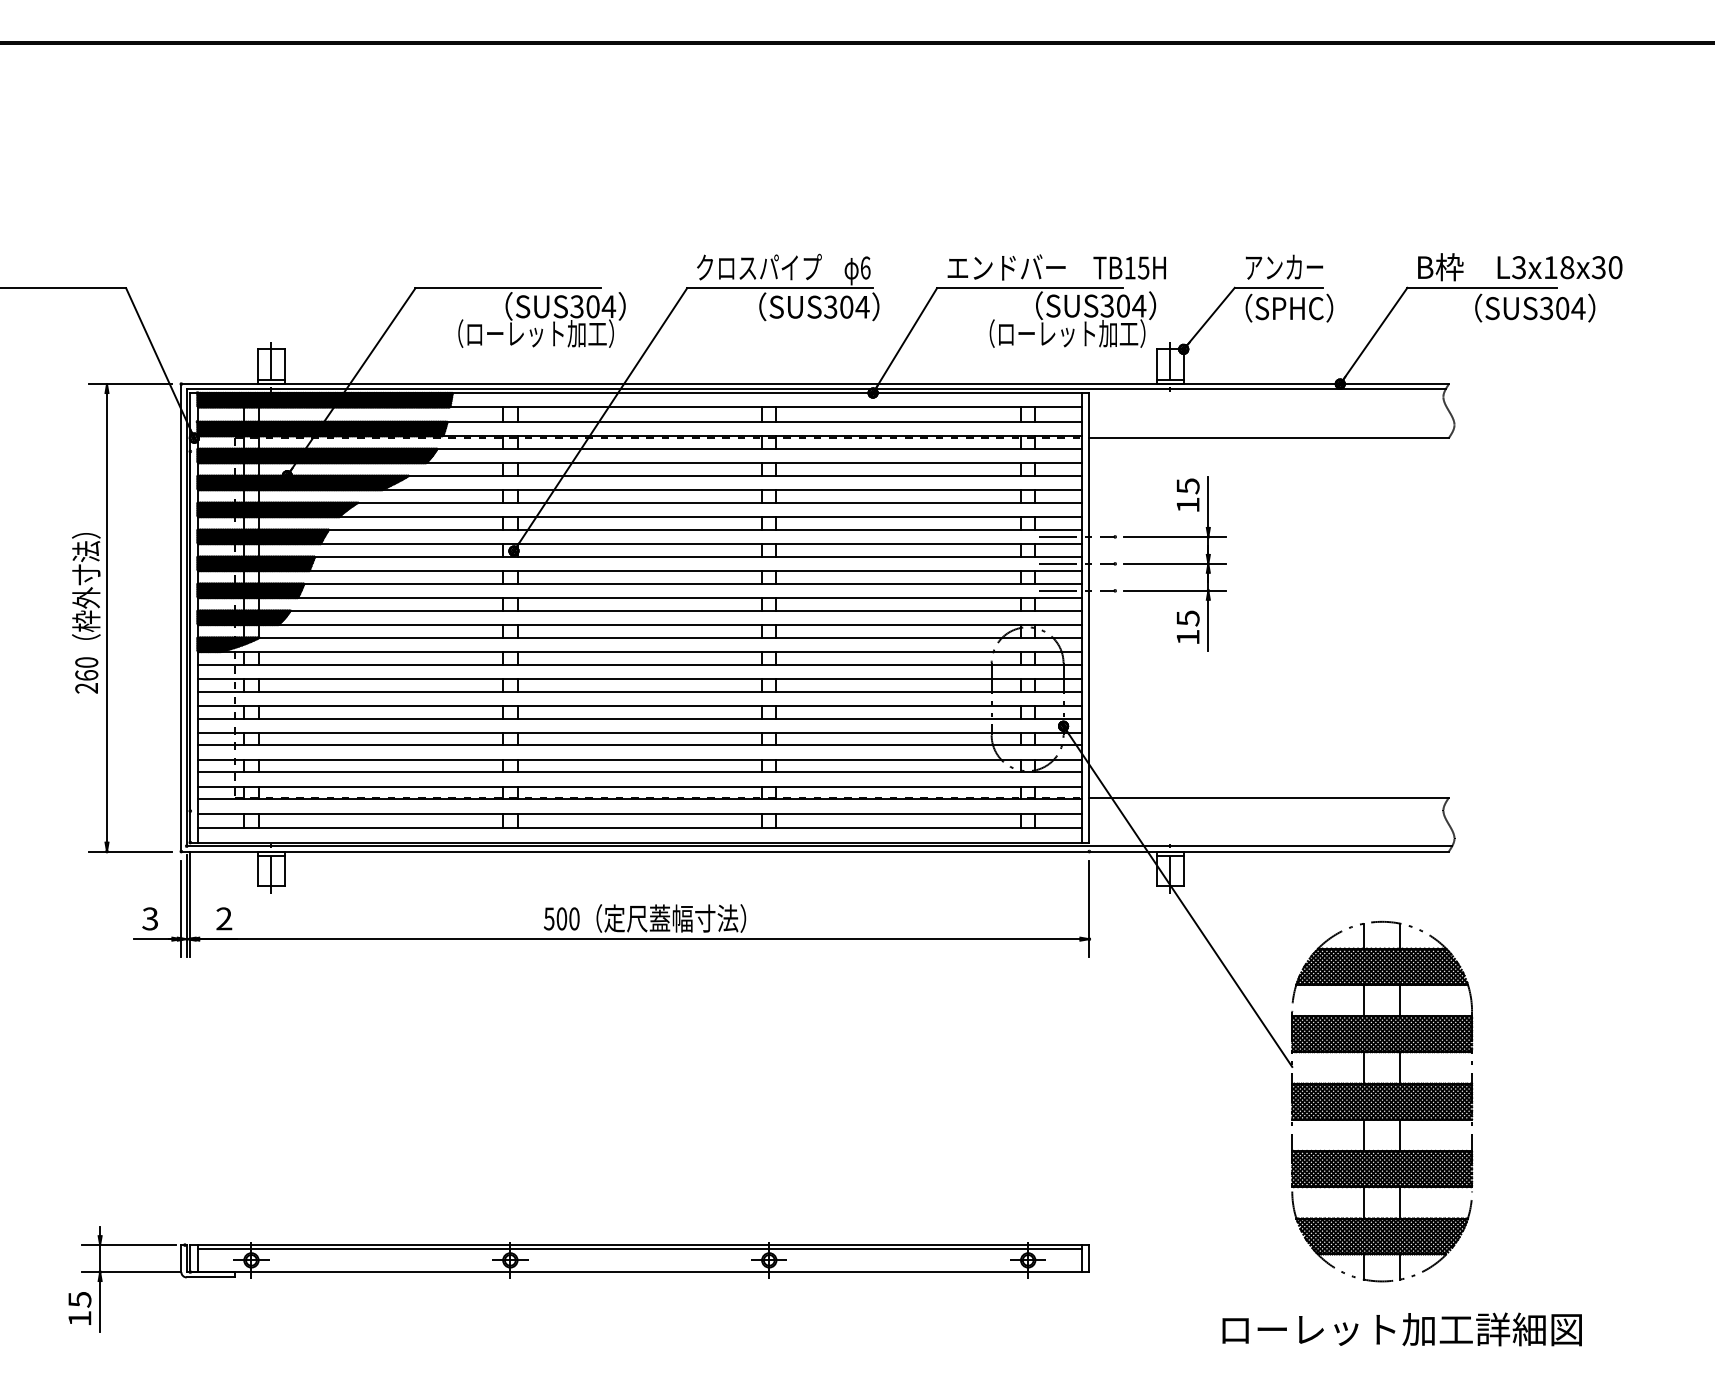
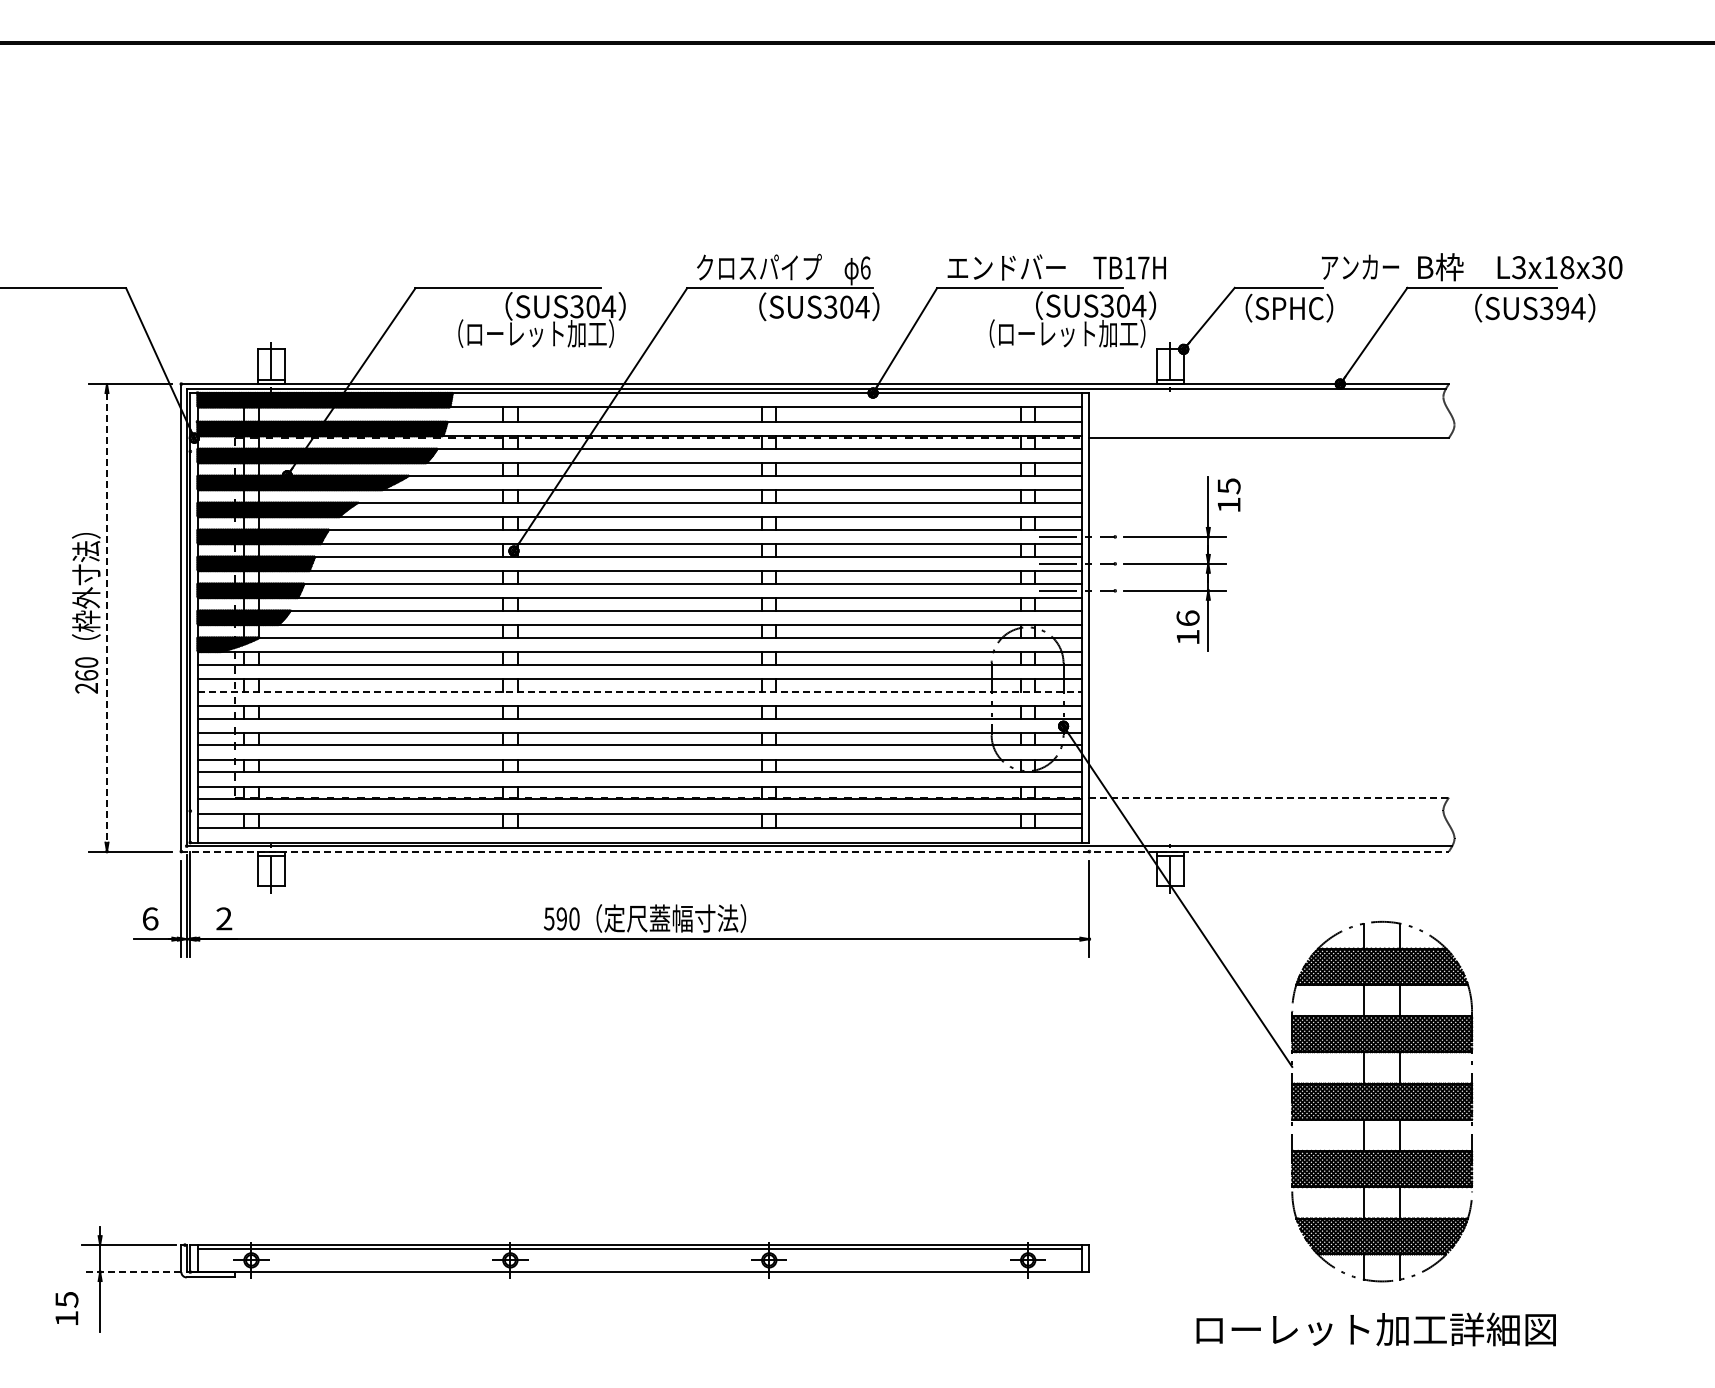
text position: (1284, 266) -> (1360, 266) (1360, 266)
text: TB15H -> TB17H (1143, 267)
text: SUS304 -> SUS394 (1562, 308)
text position: (1188, 494) -> (1229, 494) (1229, 494)
line: solid -> dashed (107, 617)
text: 15 -> 16 (1187, 618)
line: solid -> dashed (640, 691)
line: solid -> dashed (1269, 797)
line: solid -> dashed (815, 851)
text: 3 -> 6 (150, 918)
text: 500 -> 590 (561, 918)
line: solid -> dashed (131, 1272)
text position: (79, 1308) -> (66, 1308) (66, 1308)
text position: (1401, 1329) -> (1375, 1329) (1375, 1329)
